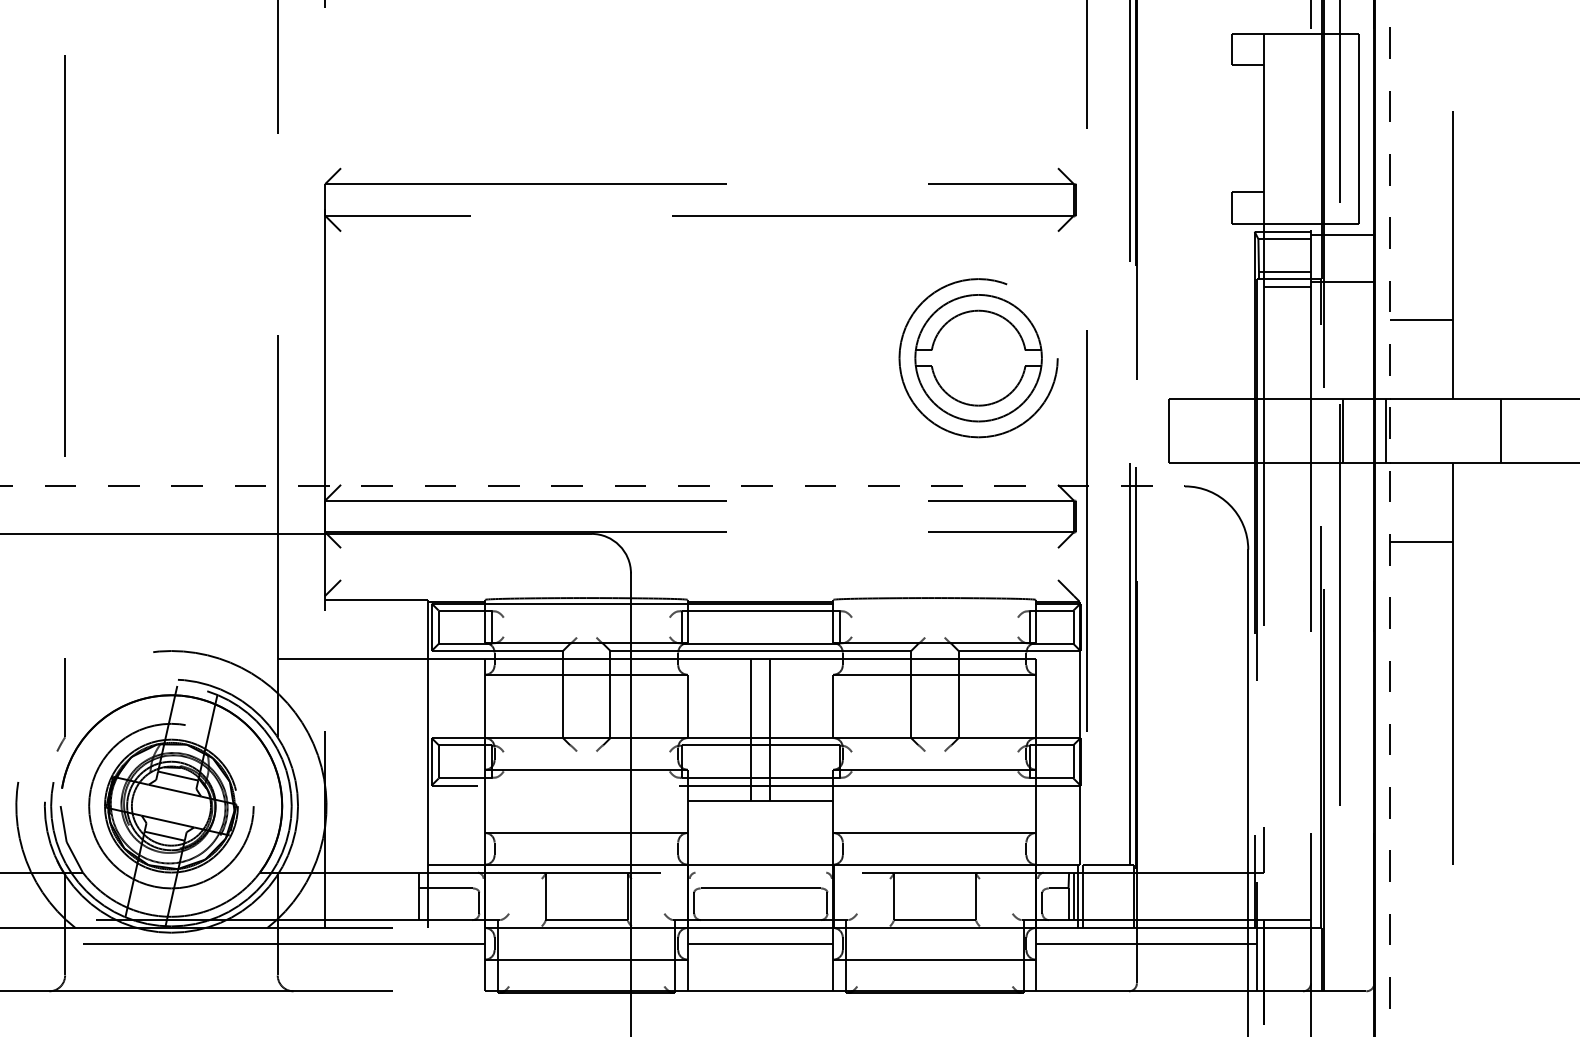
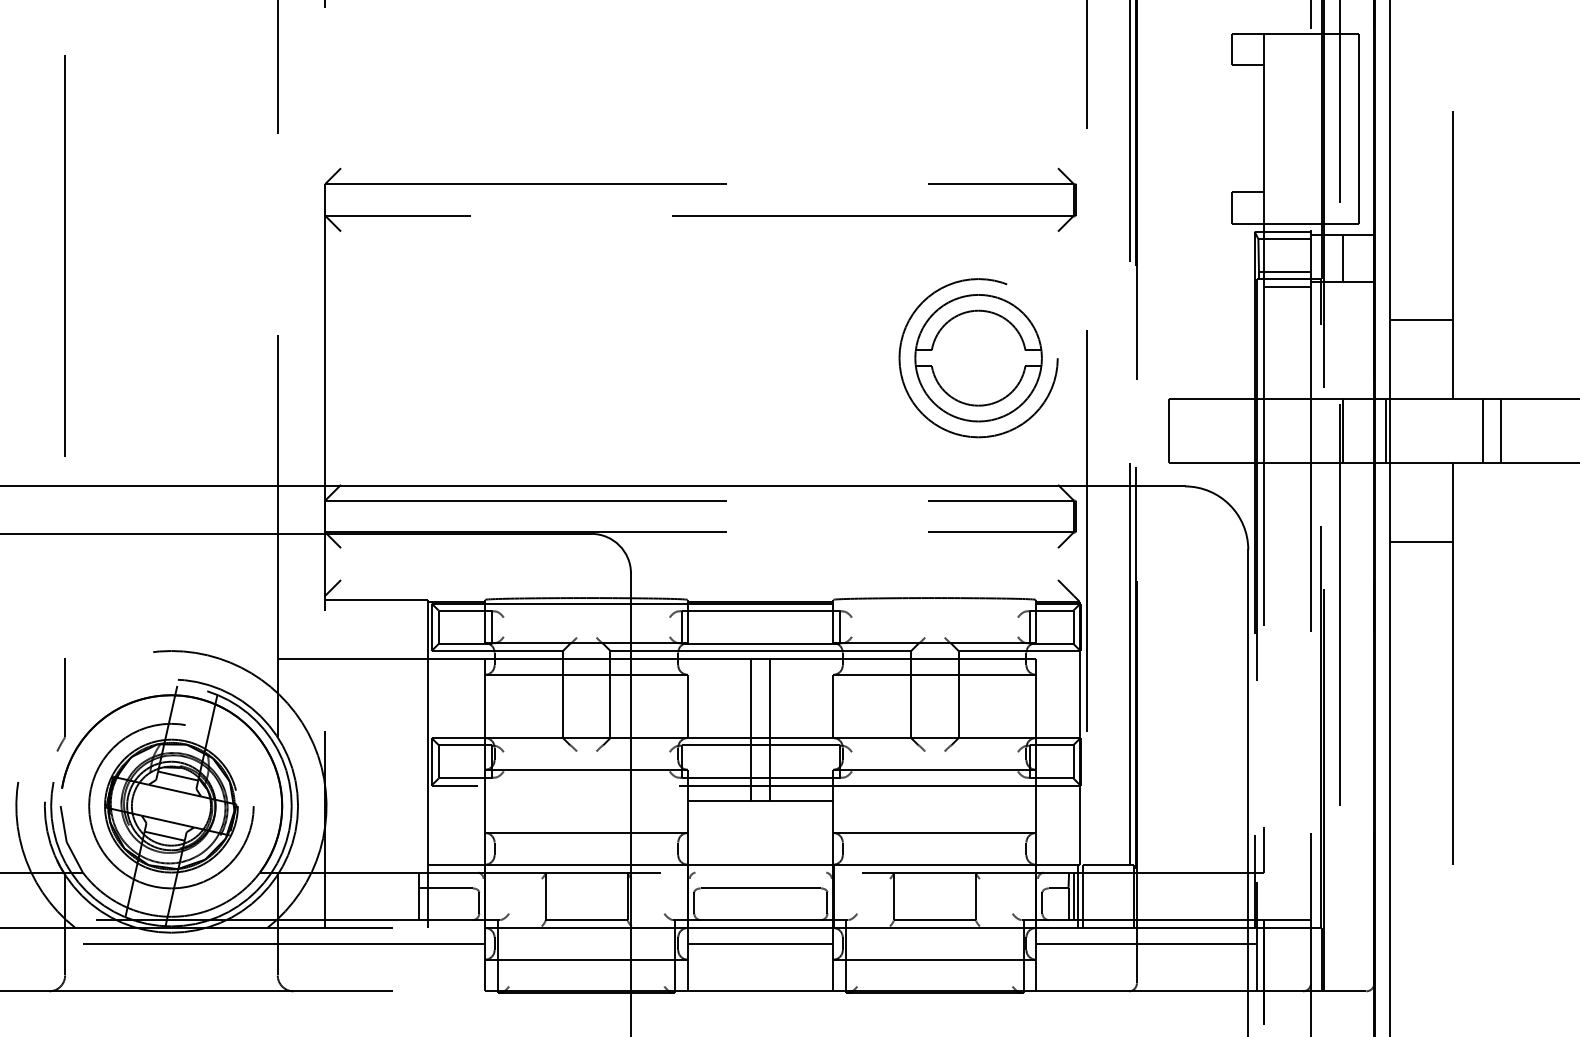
line: none -> present (1342, 258)
line: none -> present (1483, 430)
line: dashed -> solid (592, 486)
line: dashed -> solid (1390, 518)
